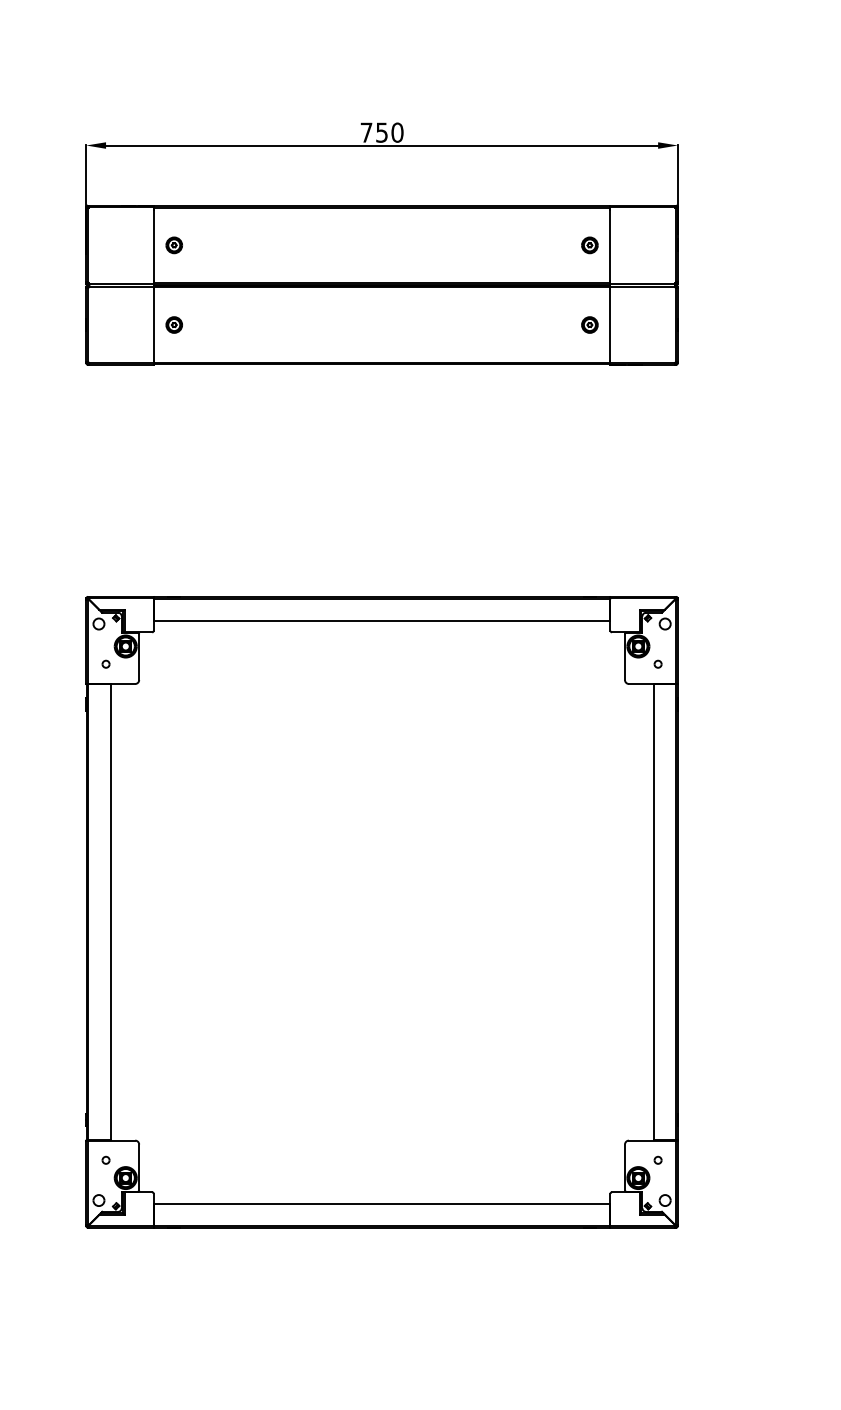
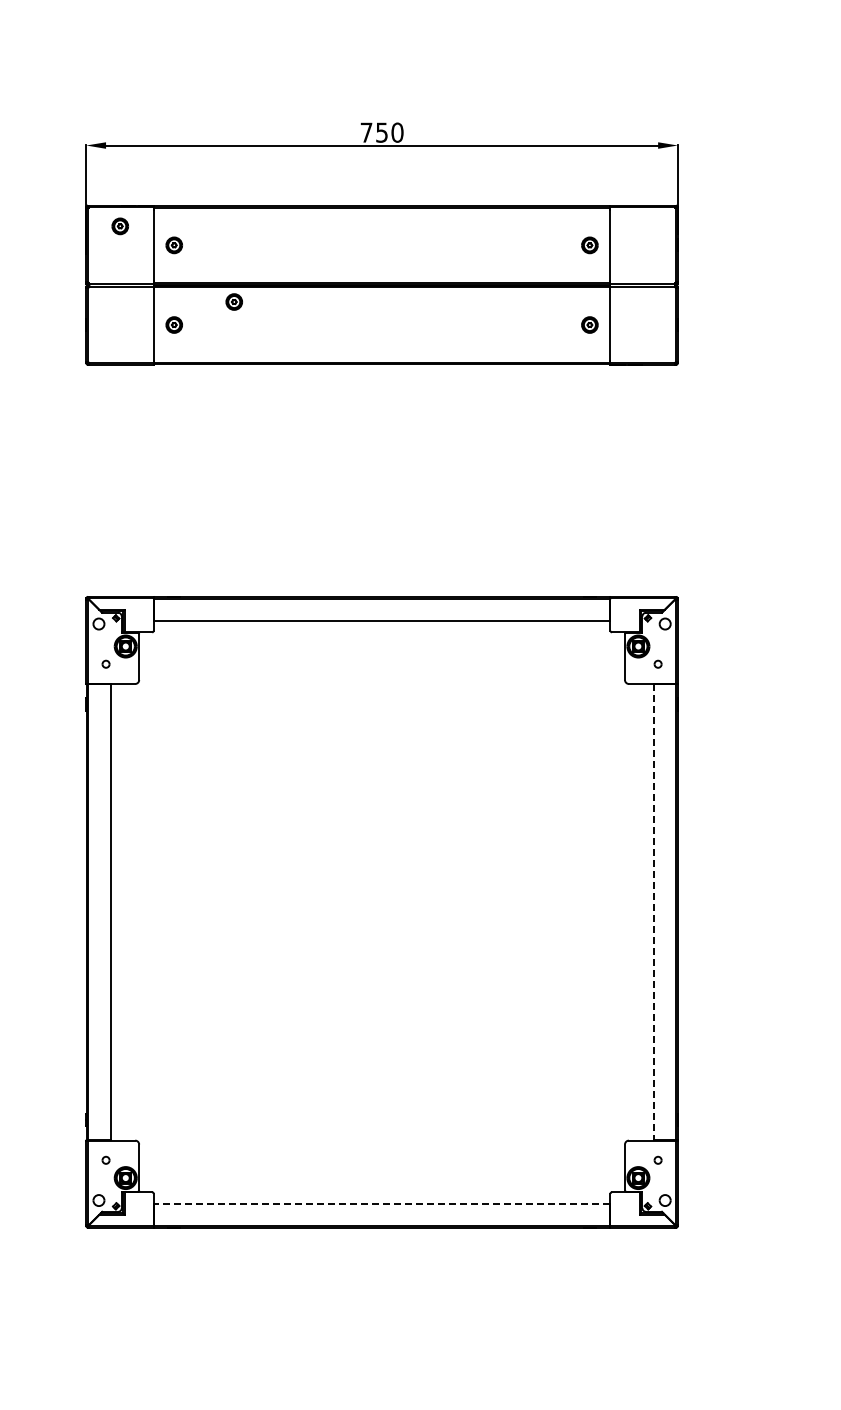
part: none -> present (119, 226)
part: none -> present (233, 301)
line: solid -> dashed (653, 912)
line: solid -> dashed (382, 1203)
